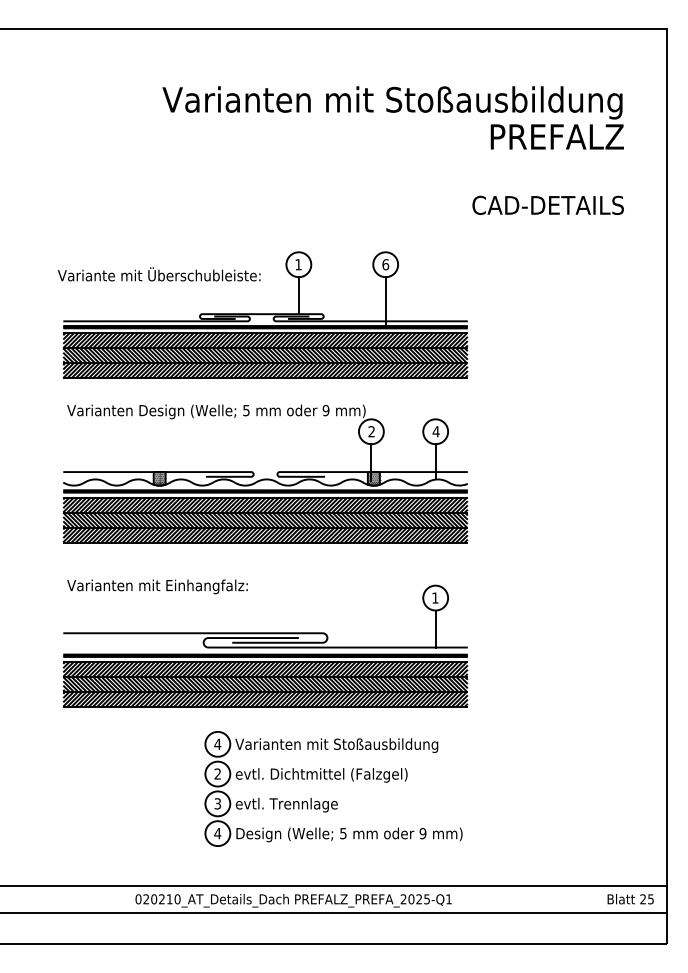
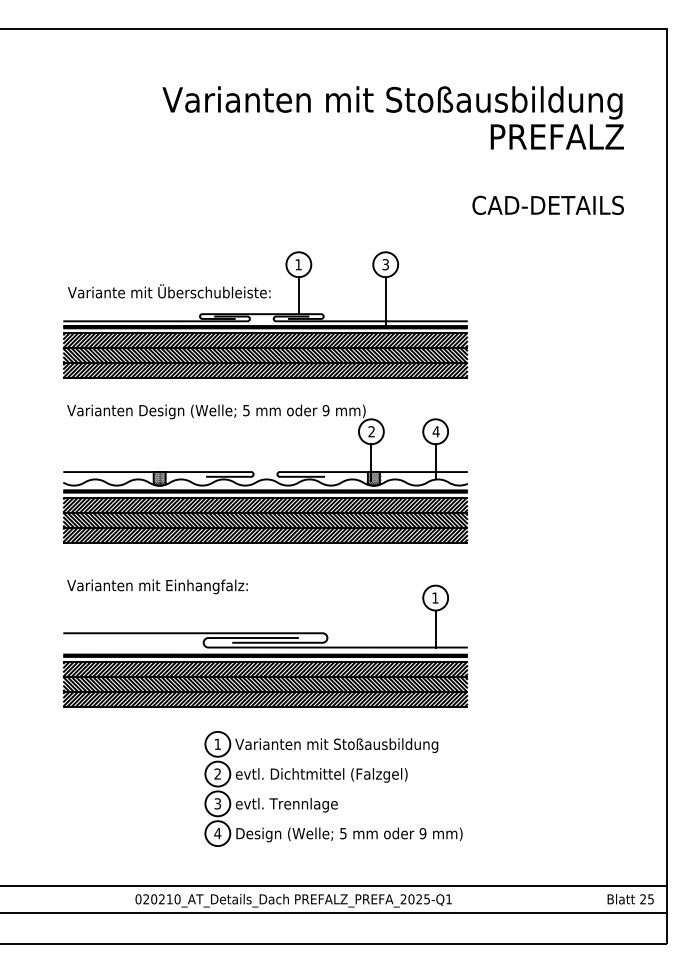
text: 6 -> 3 (385, 264)
text position: (159, 274) -> (169, 291) (169, 291)
text: 4 -> 1 (217, 743)
